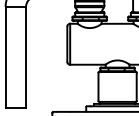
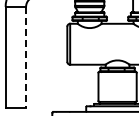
line: solid -> dashed (26, 57)
